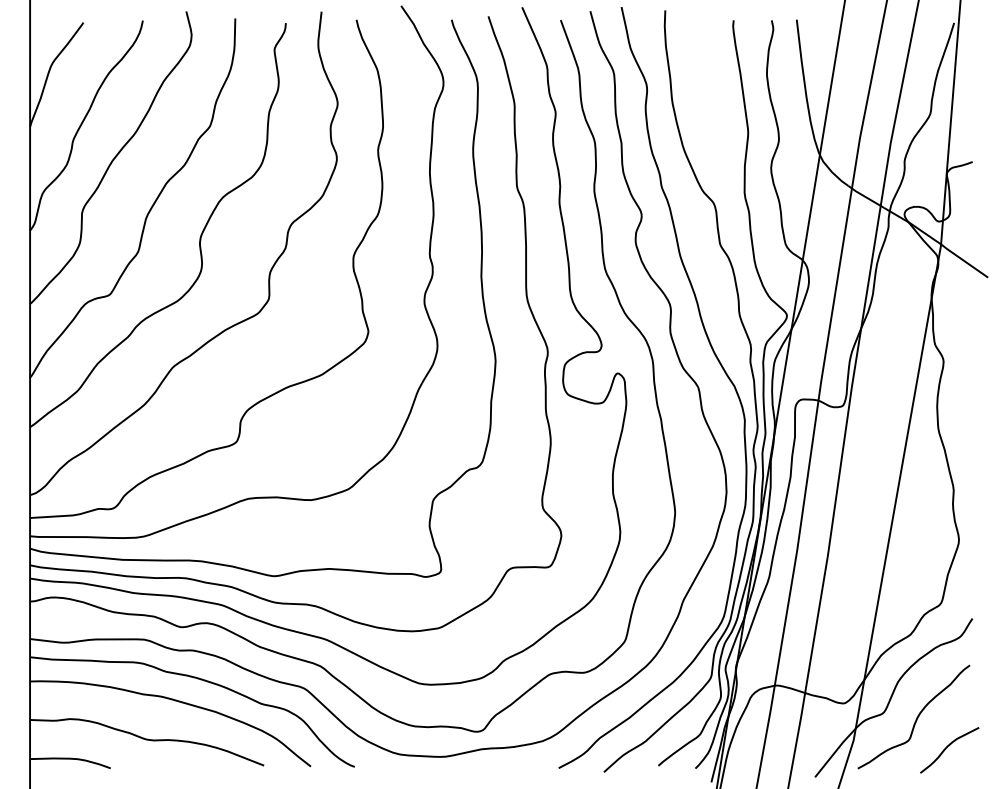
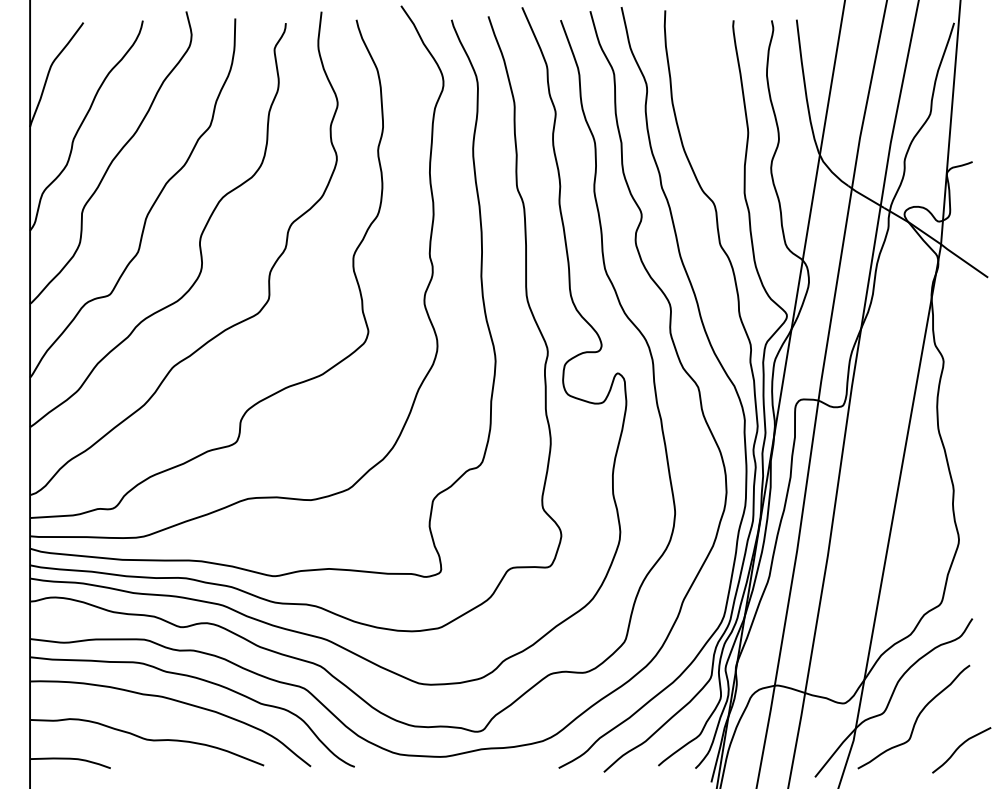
curve position: (947, 748) -> (959, 748) (959, 748)
